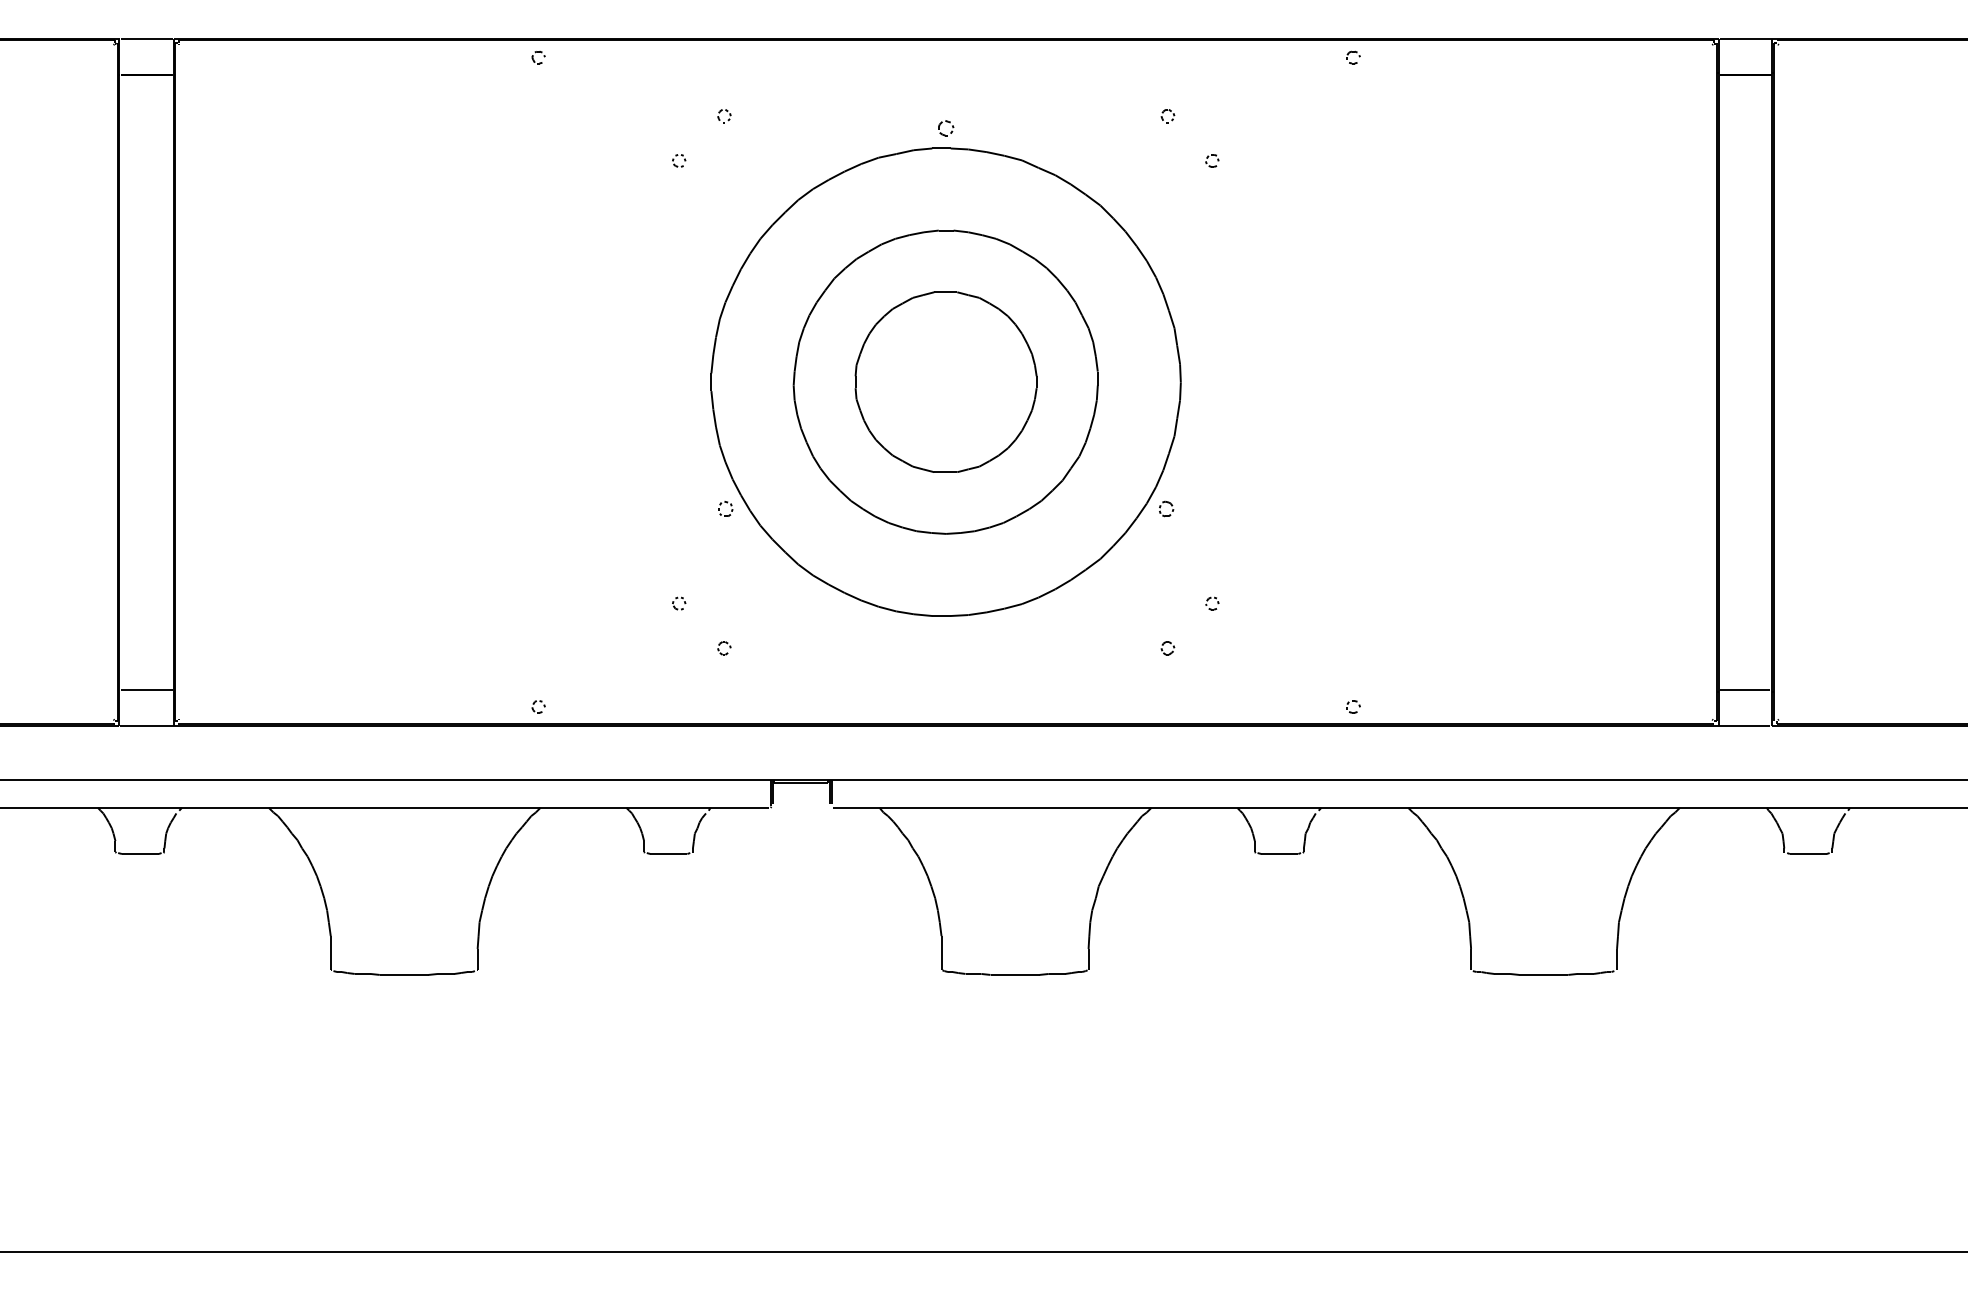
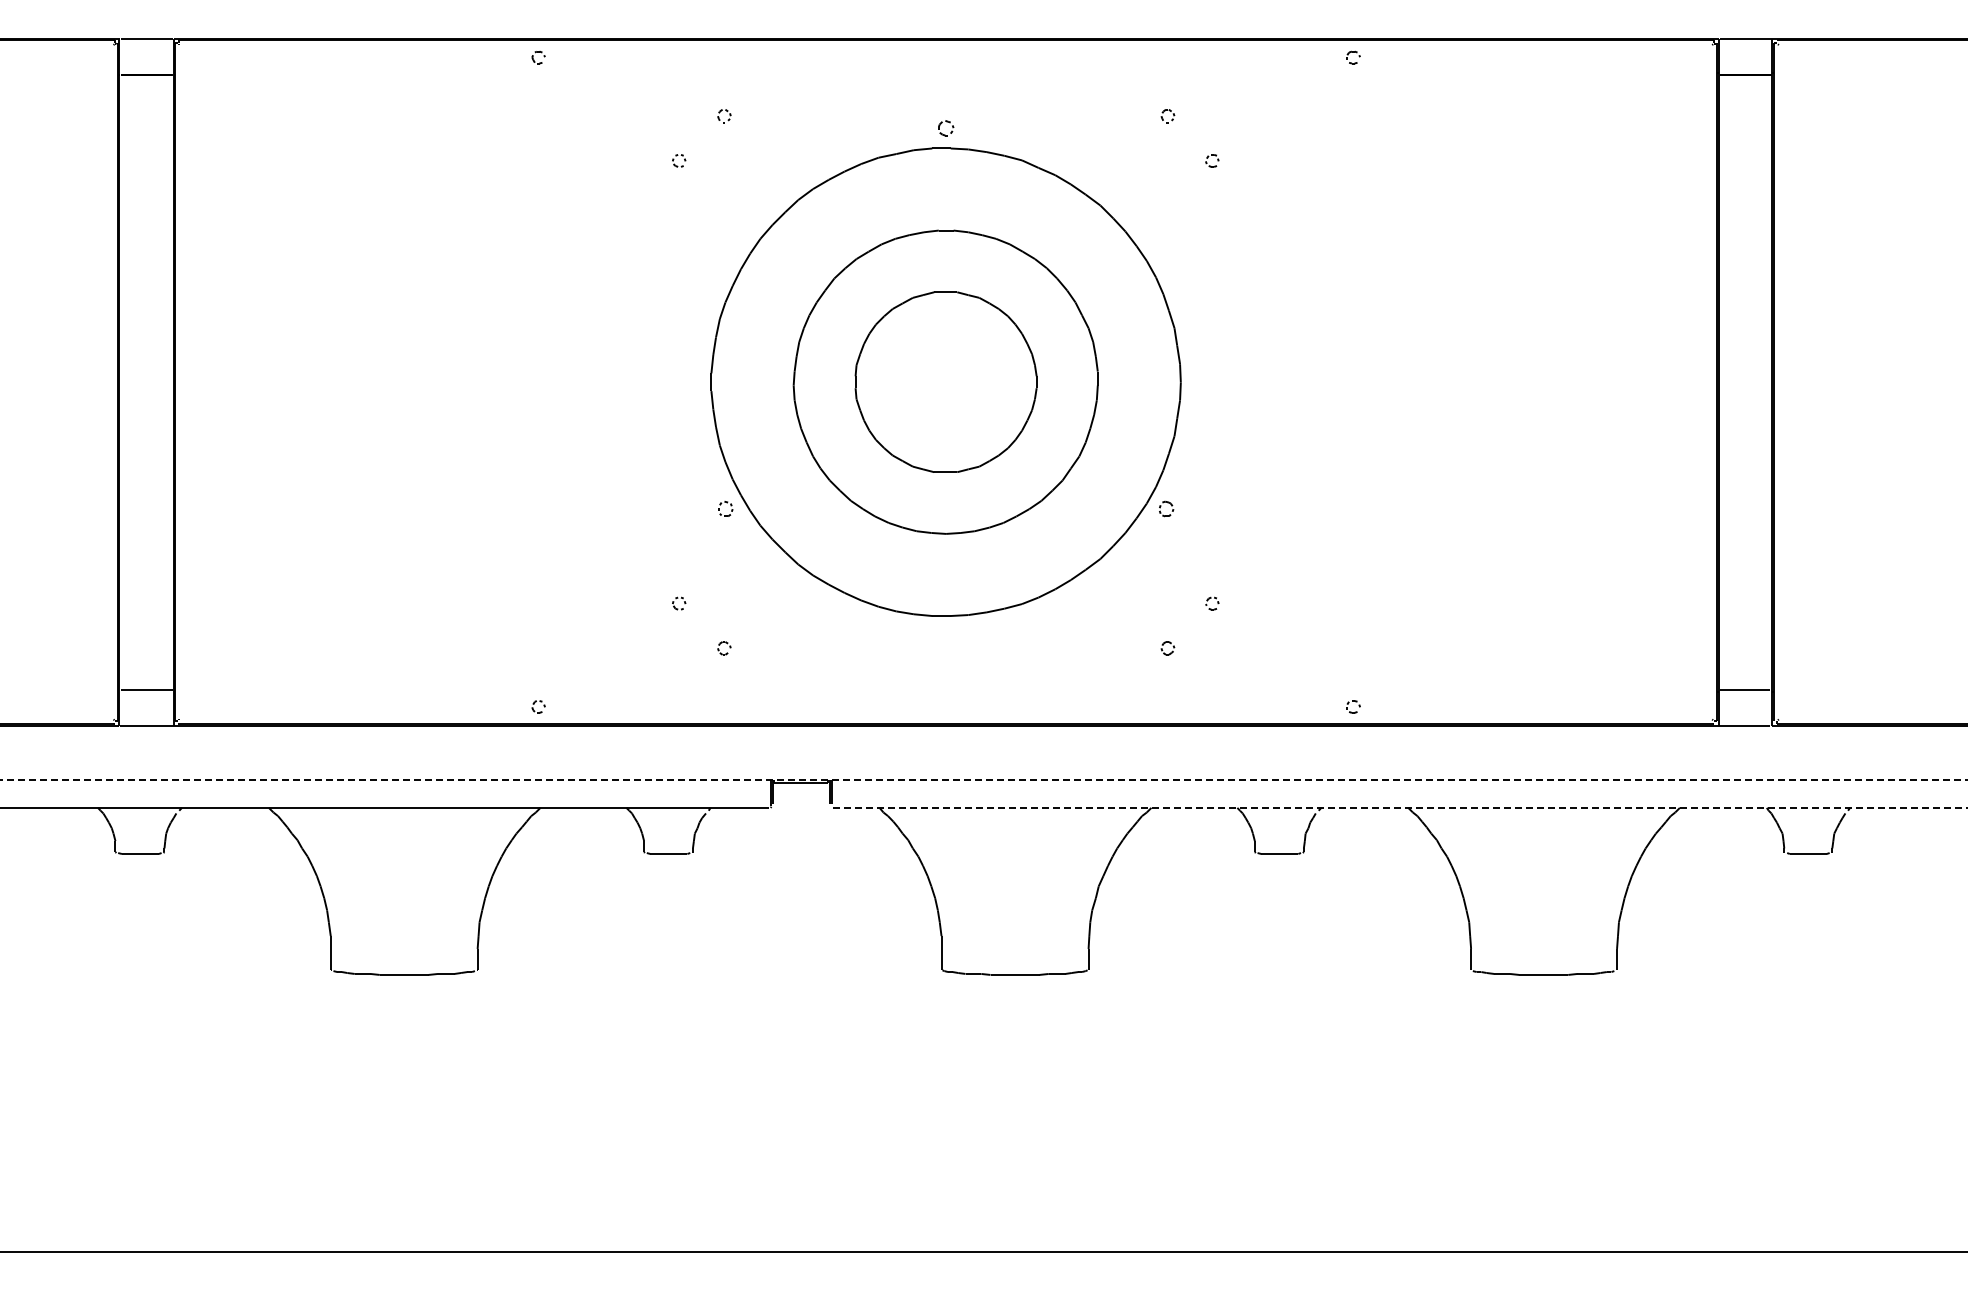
line: solid -> dashed (983, 780)
line: solid -> dashed (1400, 807)
